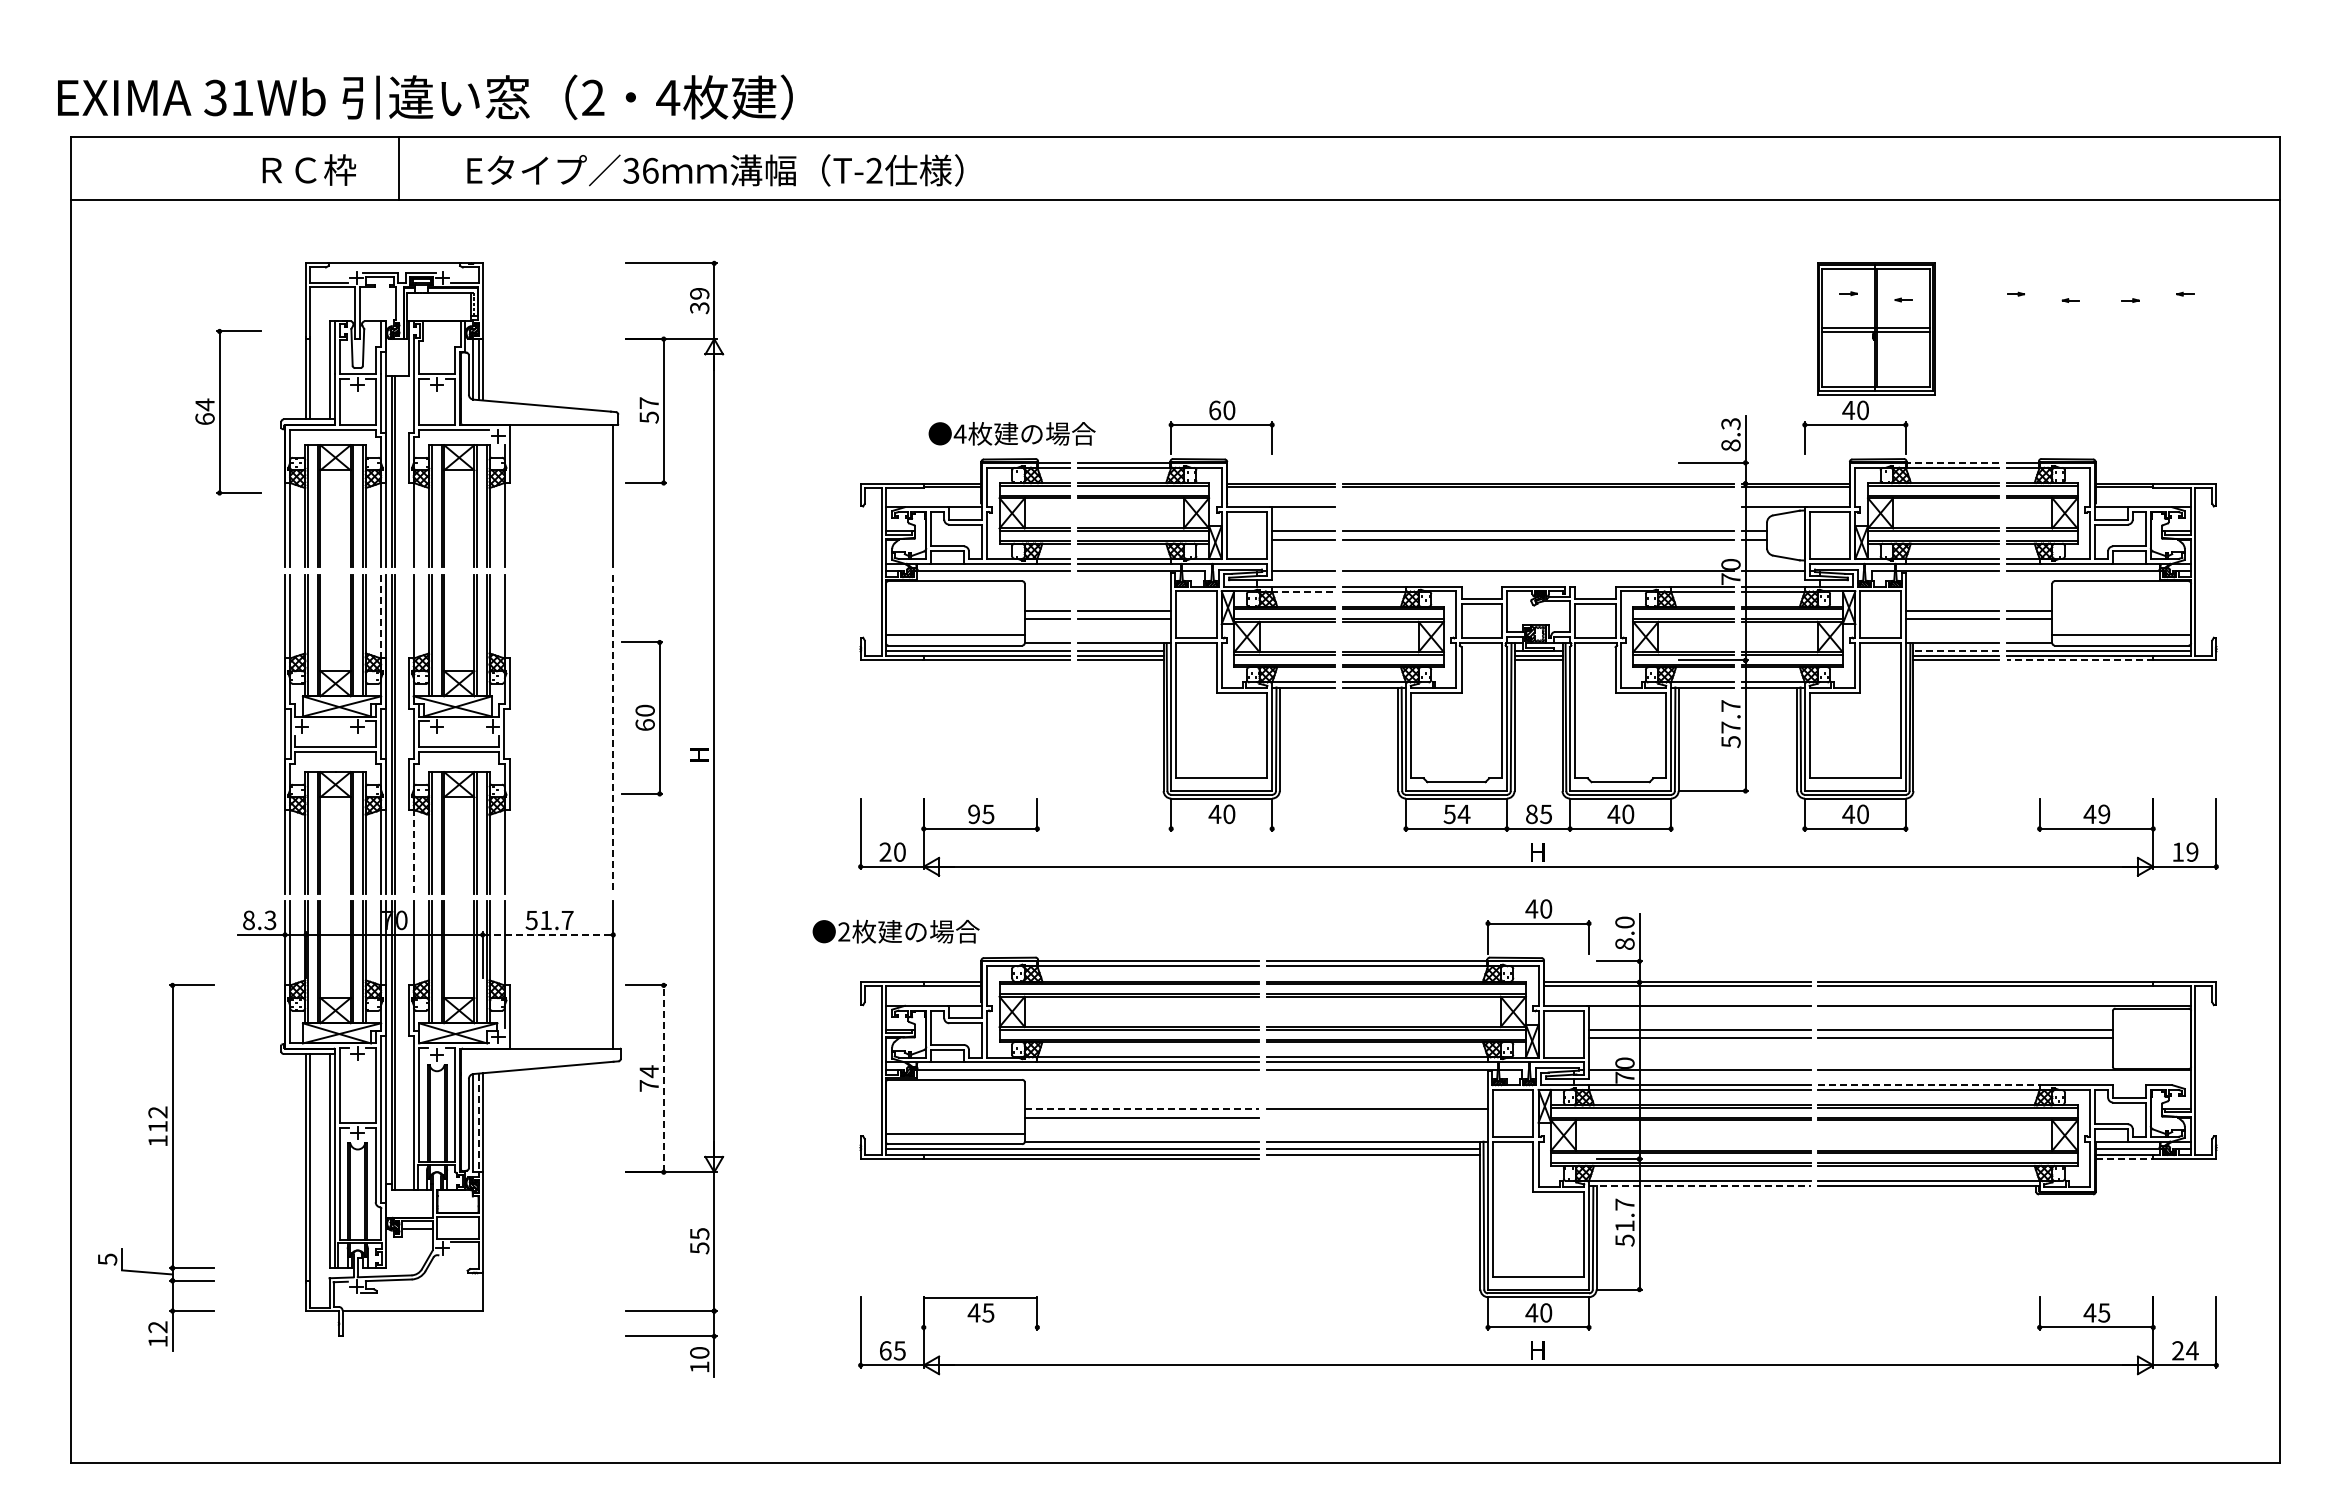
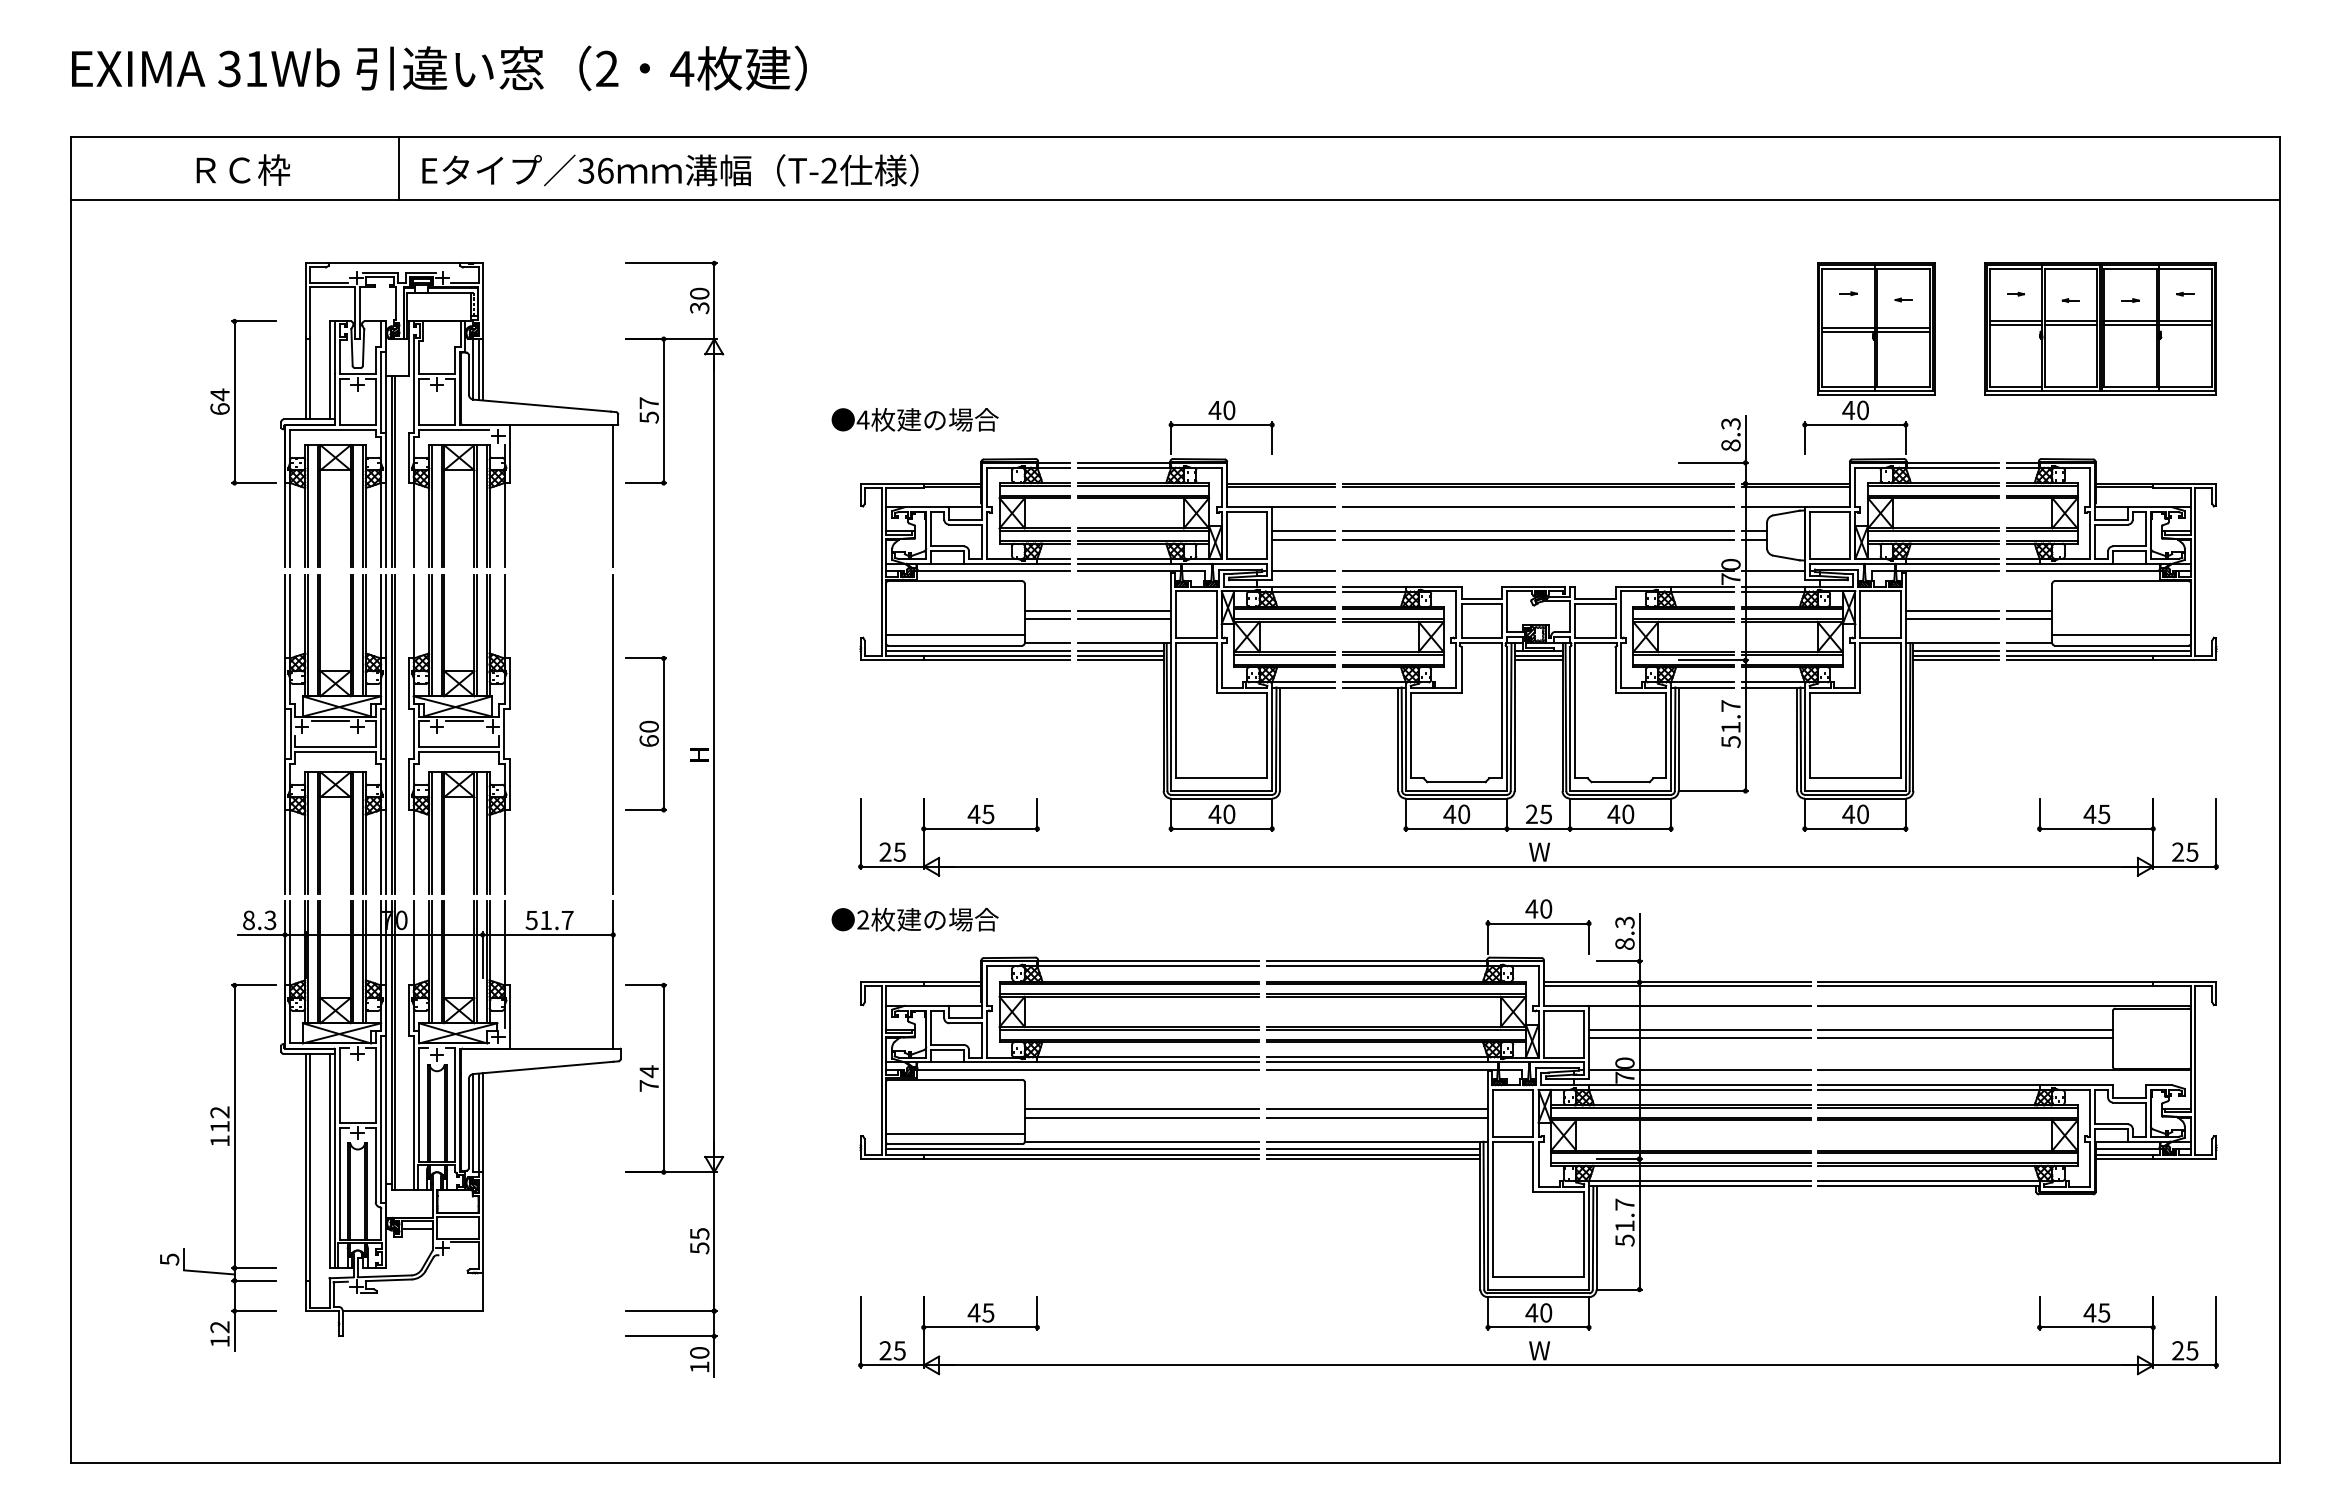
text position: (425, 97) -> (439, 68) (439, 68)
text position: (309, 169) -> (243, 169) (243, 169)
text position: (715, 170) -> (670, 170) (670, 170)
text: 39 -> 30 (699, 293)
part: none -> present (2100, 328)
text: 60 -> 40 (1214, 410)
part position: (220, 412) -> (235, 402) (235, 402)
text position: (1011, 433) -> (914, 419) (914, 419)
line: dashed -> solid (1952, 462)
line: none -> present (1538, 507)
line: dashed -> solid (1303, 591)
line: dashed -> solid (381, 617)
line: dashed -> solid (1956, 650)
line: dashed -> solid (2080, 660)
part position: (641, 718) -> (645, 734) (645, 734)
line: none -> present (330, 721)
line: none -> present (464, 721)
text: 57.7 -> 51.7 (1730, 727)
line: dashed -> solid (613, 734)
text: 49 -> 45 (2104, 813)
text: 95 -> 45 (973, 814)
text: 54 -> 40 (1456, 814)
text: 85 -> 25 (1531, 814)
line: none -> present (1221, 828)
line: dashed -> solid (413, 851)
text: 20 -> 25 (899, 851)
text: H -> W (1539, 851)
text: 19 -> 25 (2185, 851)
text: 8.0 -> 8.3 (1624, 922)
text position: (895, 931) -> (914, 919) (914, 919)
line: dashed -> solid (548, 934)
line: dashed -> solid (663, 1078)
line: dashed -> solid (1929, 1085)
line: dashed -> solid (1142, 1109)
line: none -> present (1377, 1117)
line: dashed -> solid (478, 1123)
line: none -> present (1373, 1159)
line: dashed -> solid (2125, 1159)
part position: (172, 1166) -> (234, 1166) (234, 1166)
line: dashed -> solid (1699, 1186)
line position: (980, 1298) -> (980, 1327) (980, 1327)
text: 65 -> 25 (885, 1350)
text: H -> W (1539, 1350)
text: 24 -> 25 (2192, 1350)
